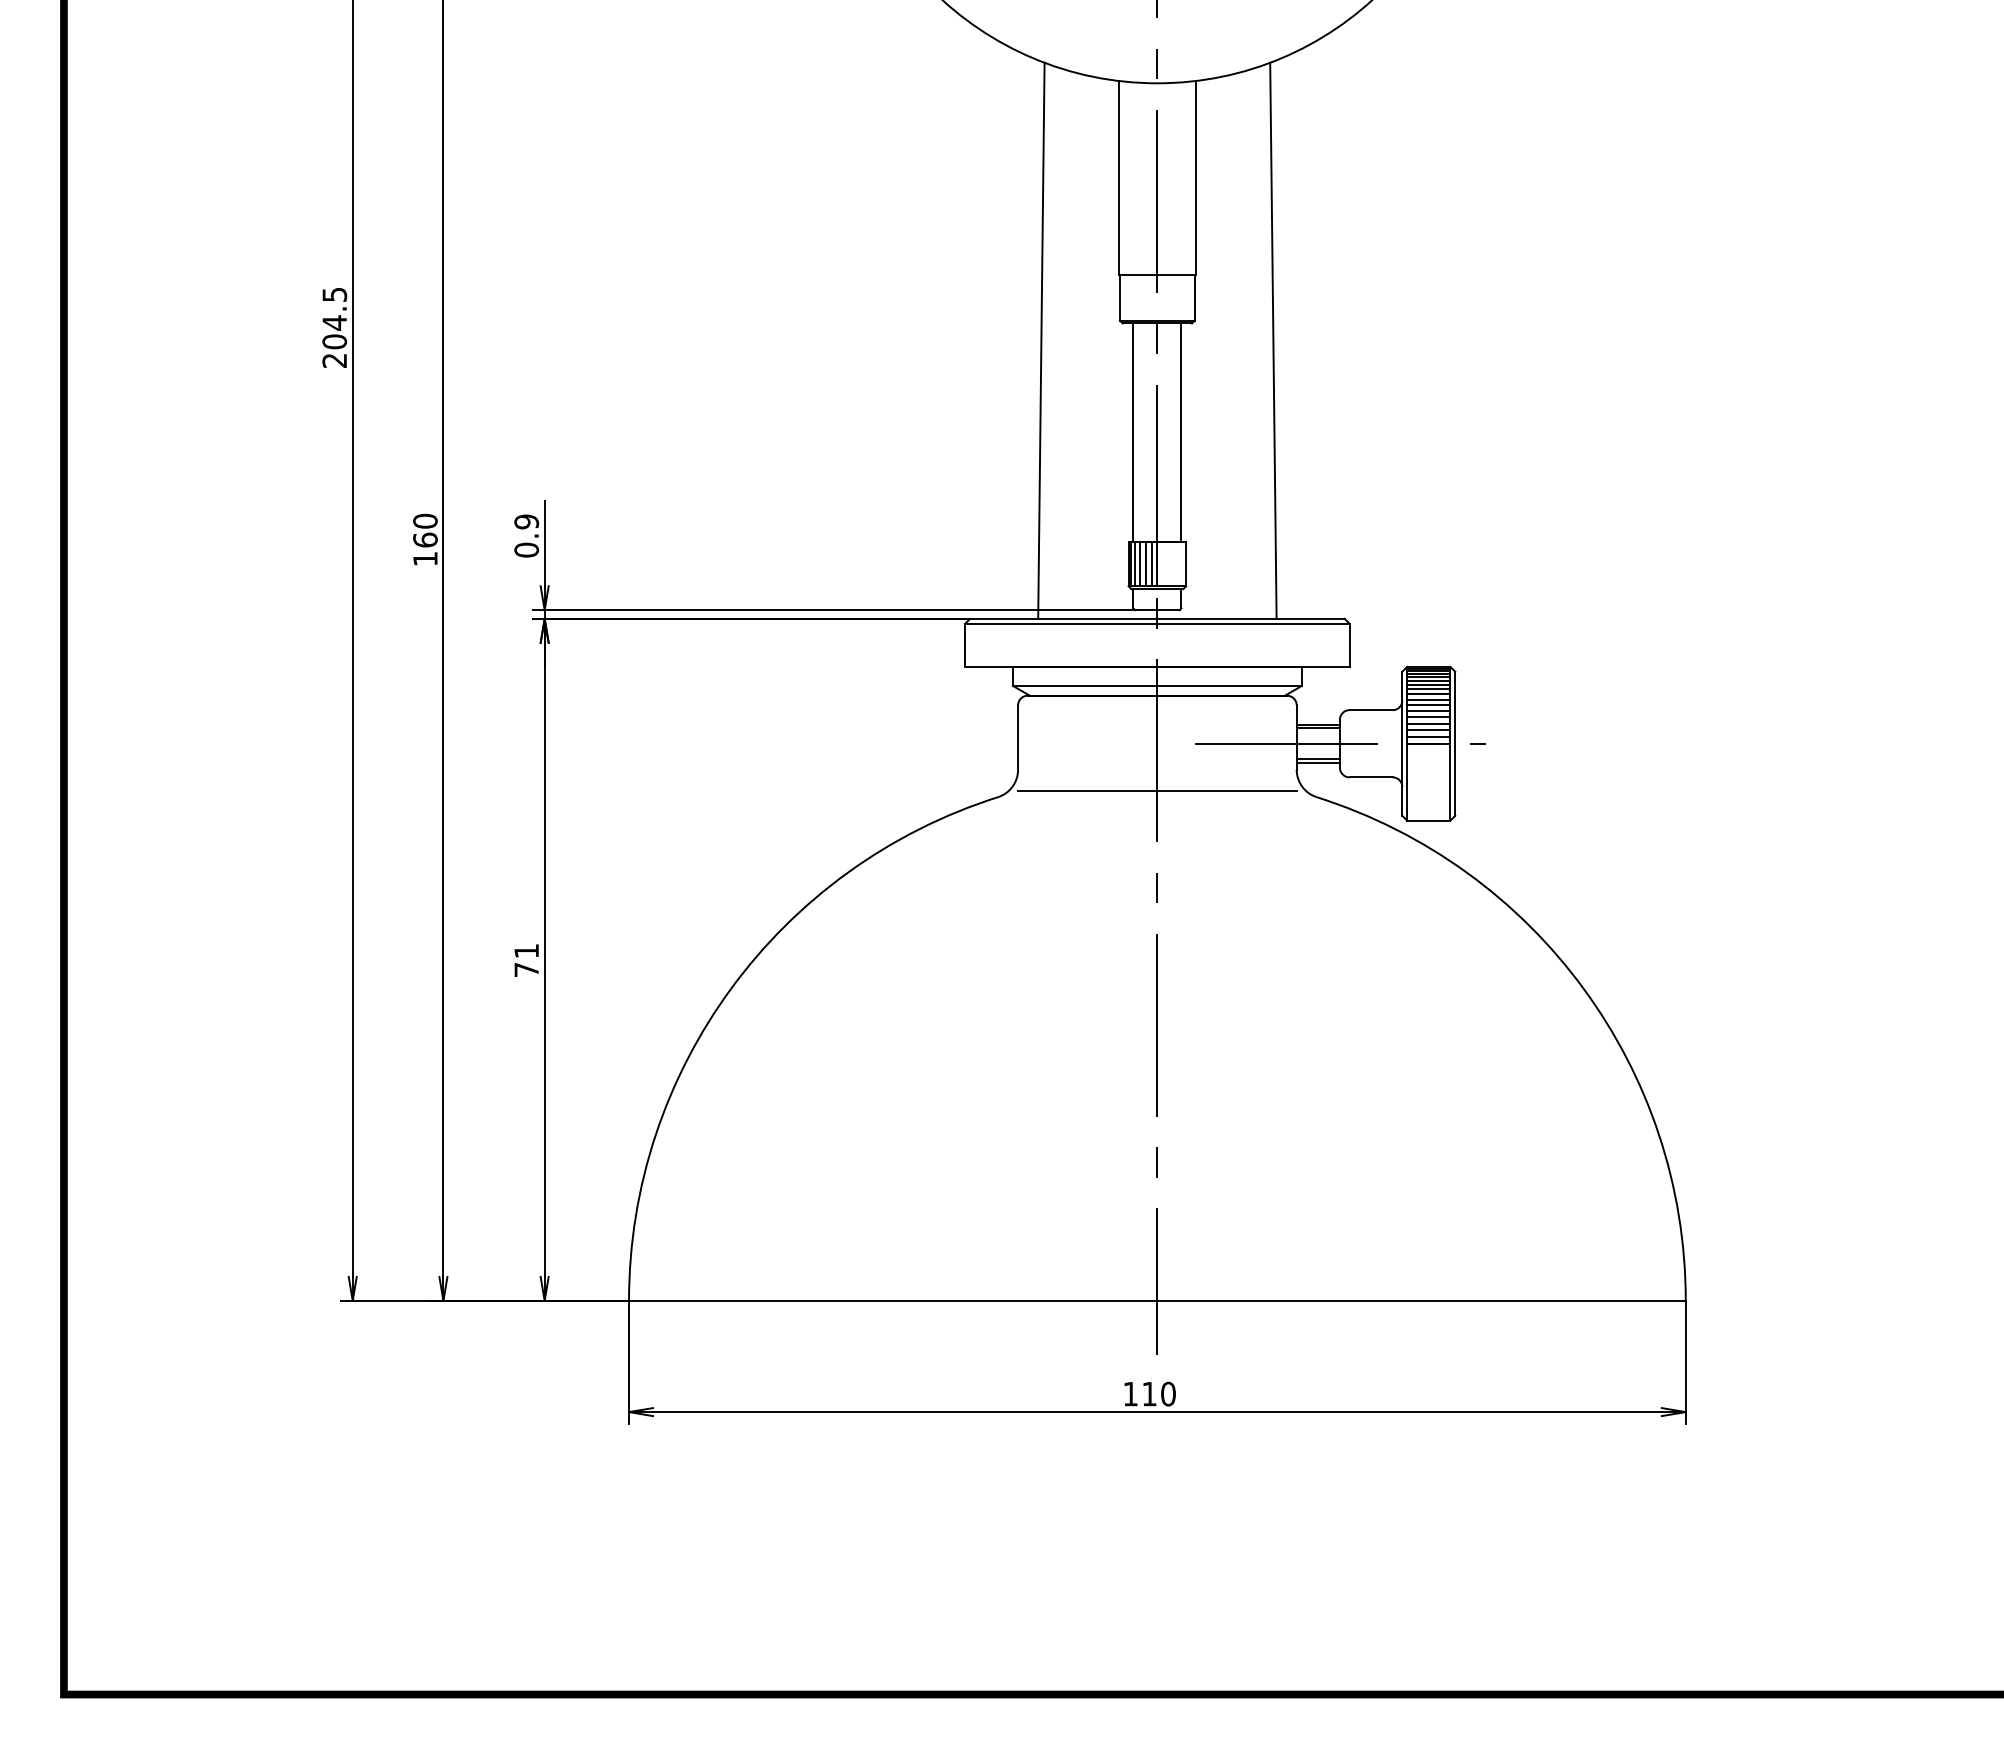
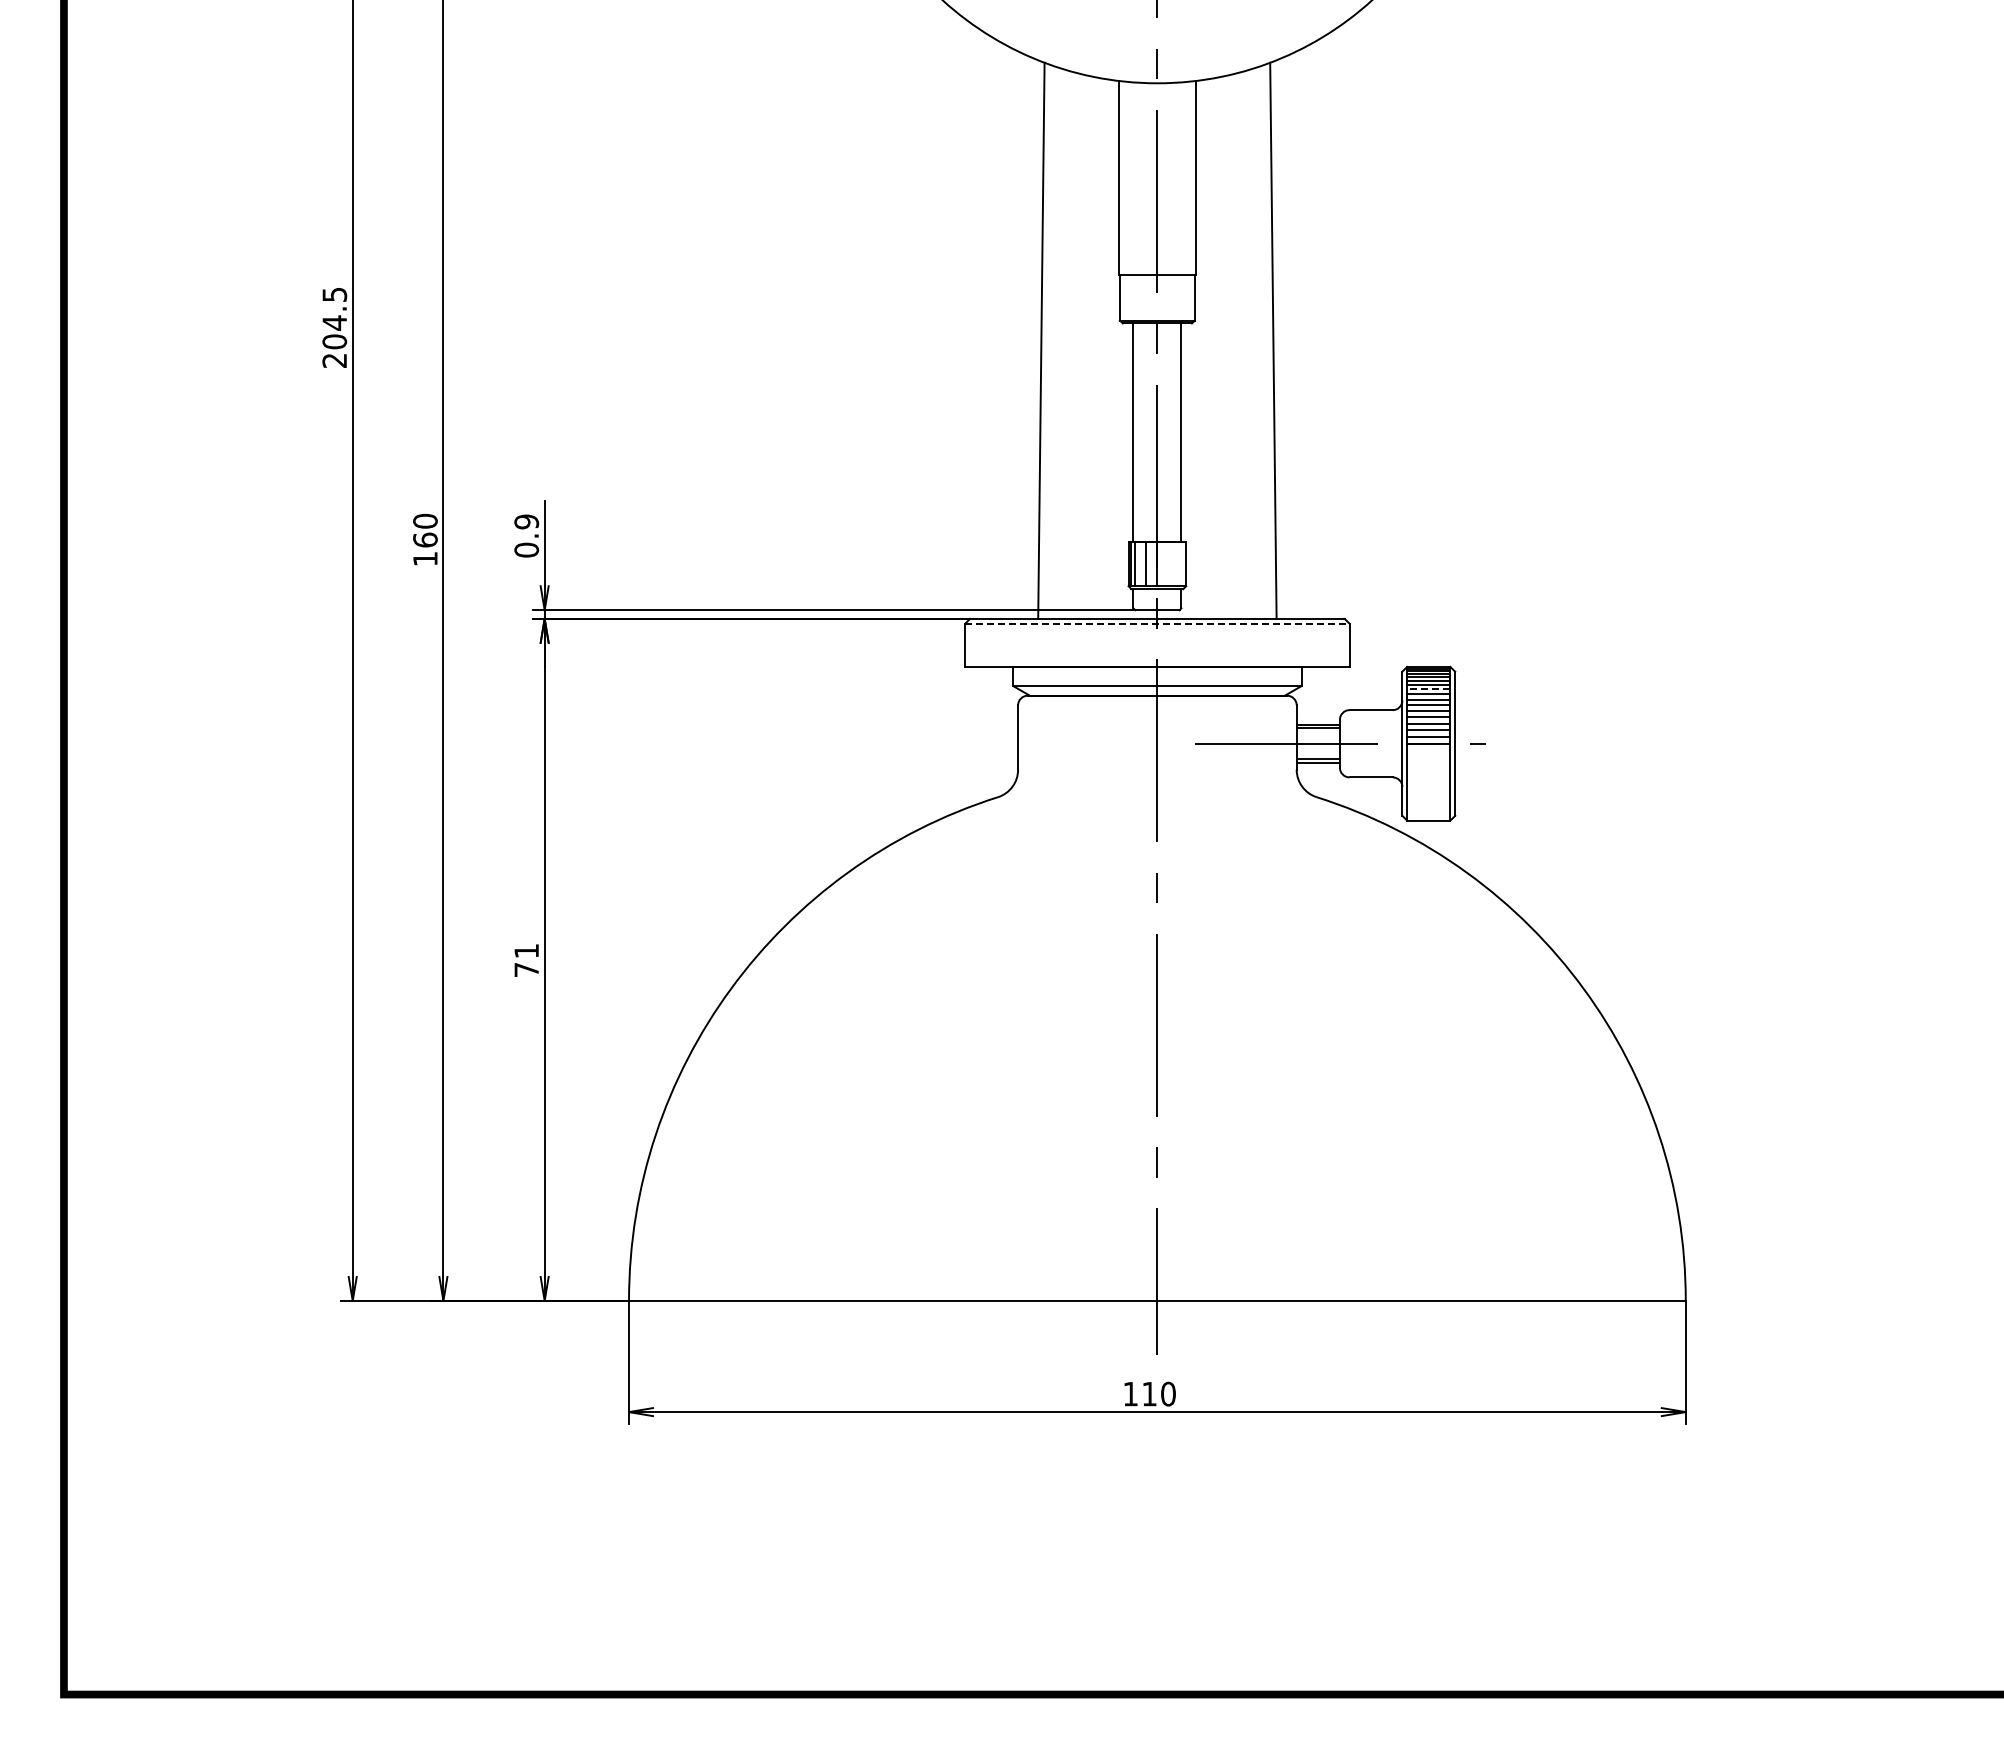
line: present -> none (1140, 564)
line: present -> none (1151, 564)
line: solid -> dashed (1157, 623)
line: solid -> dashed (1428, 689)
line: present -> none (1157, 791)
